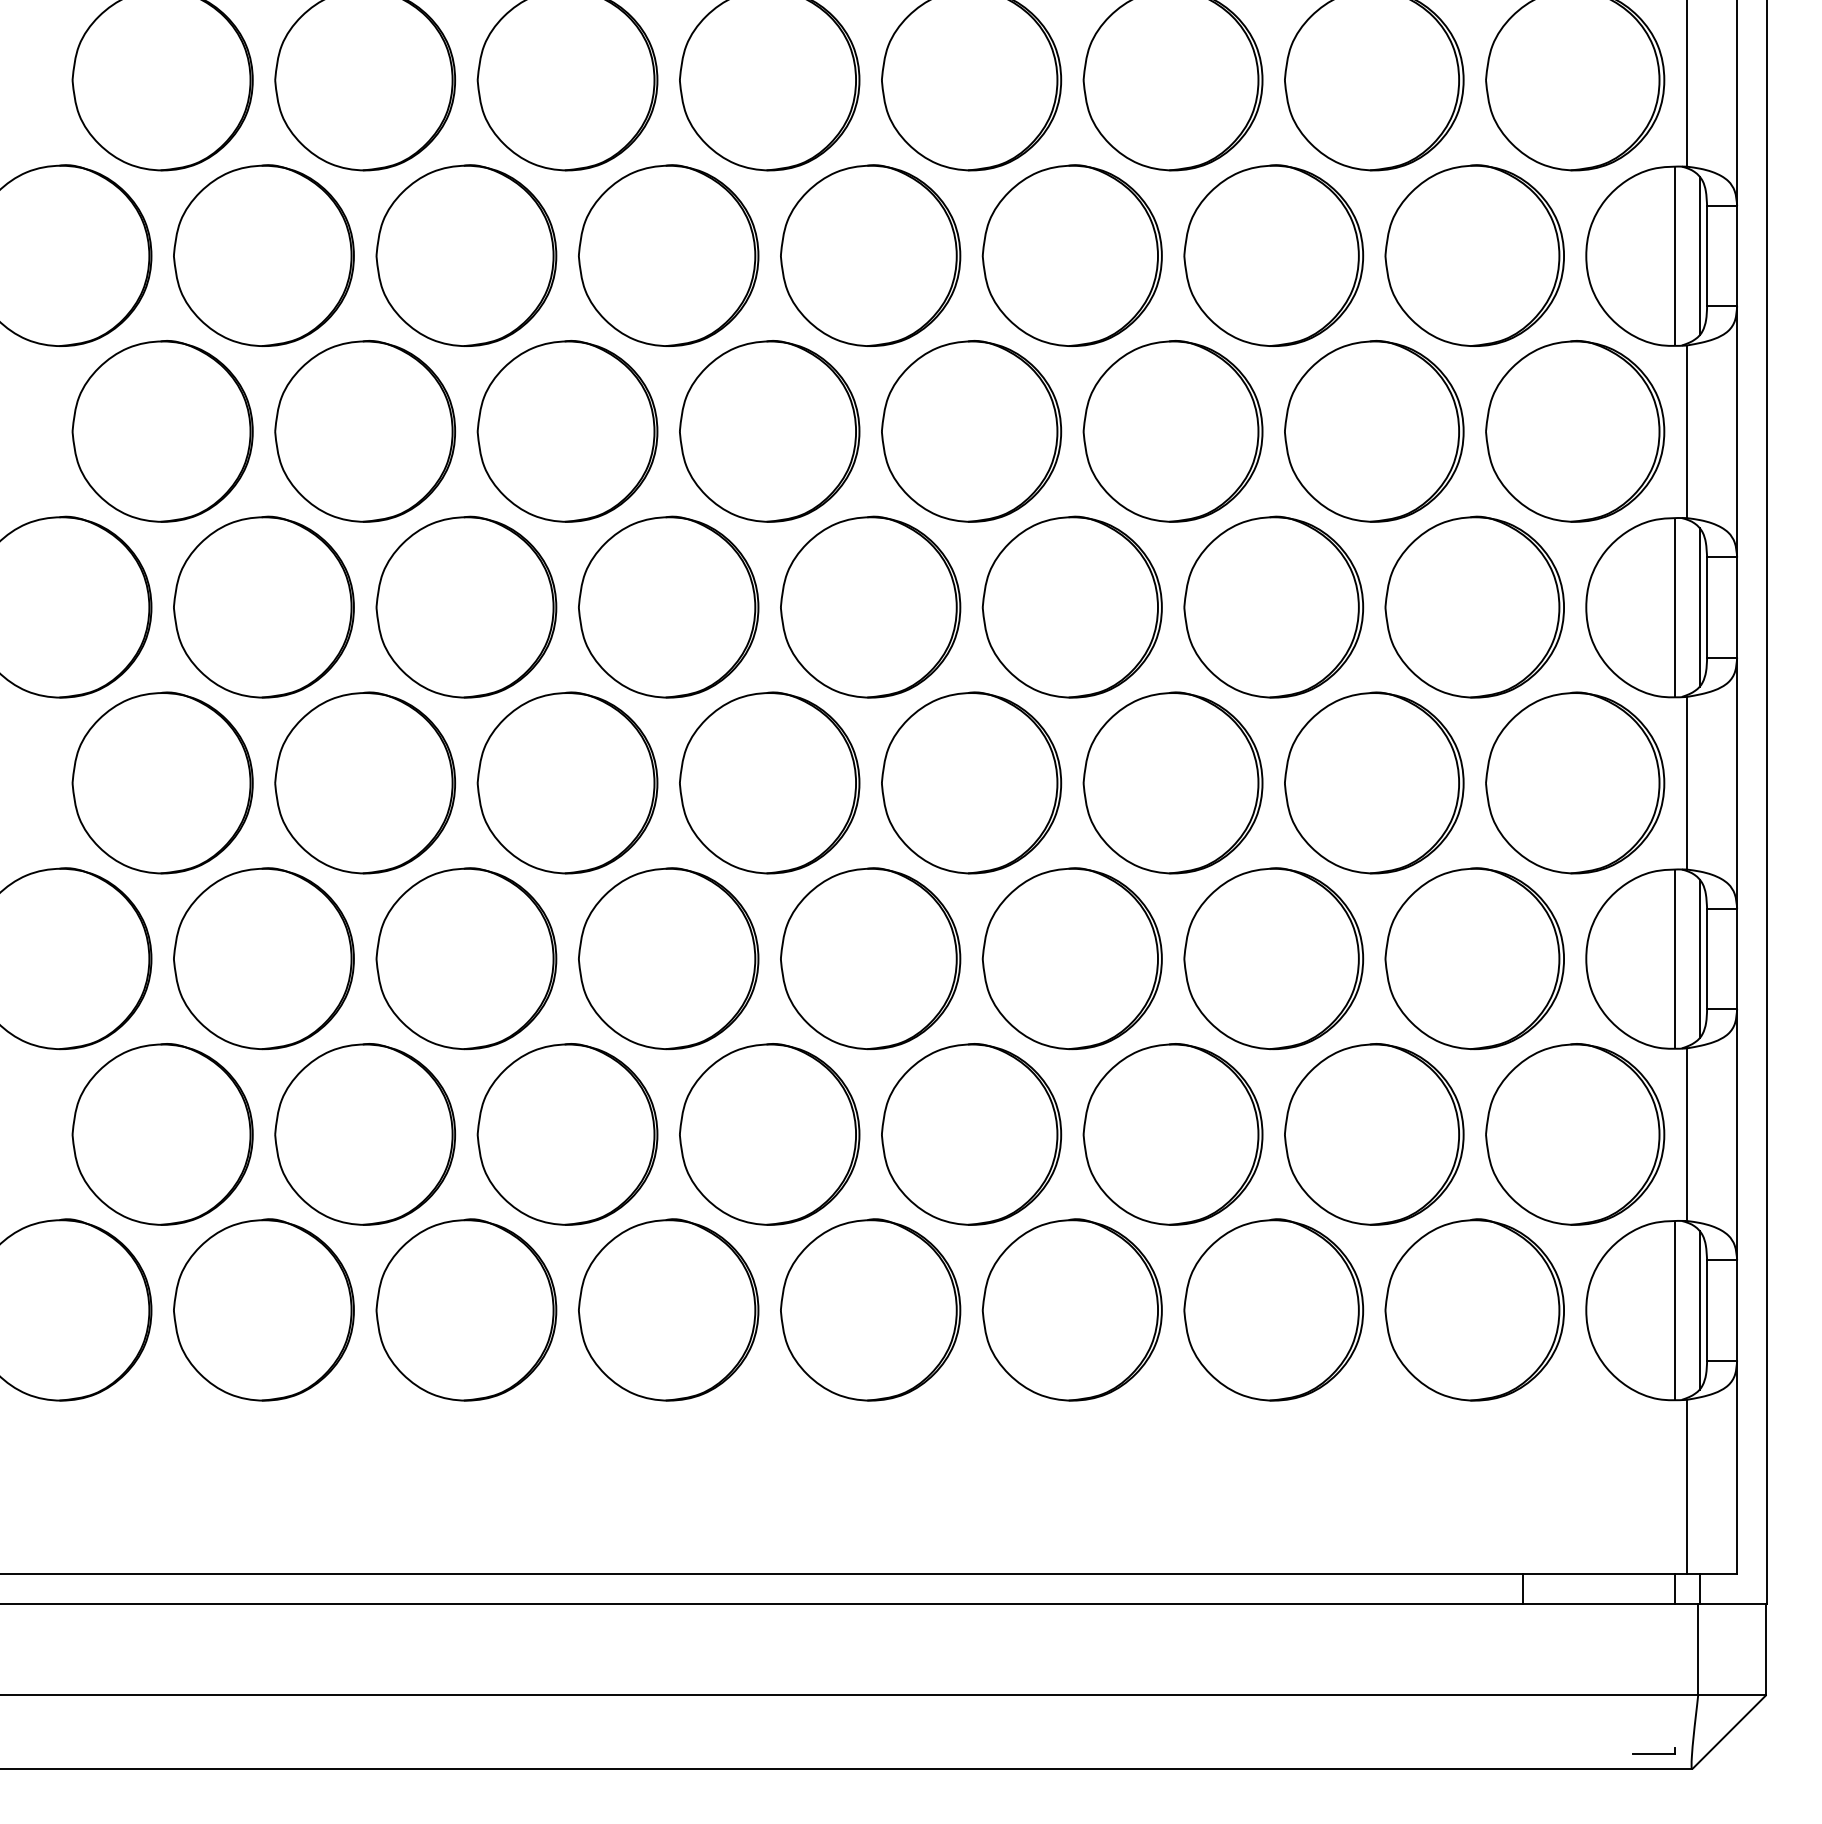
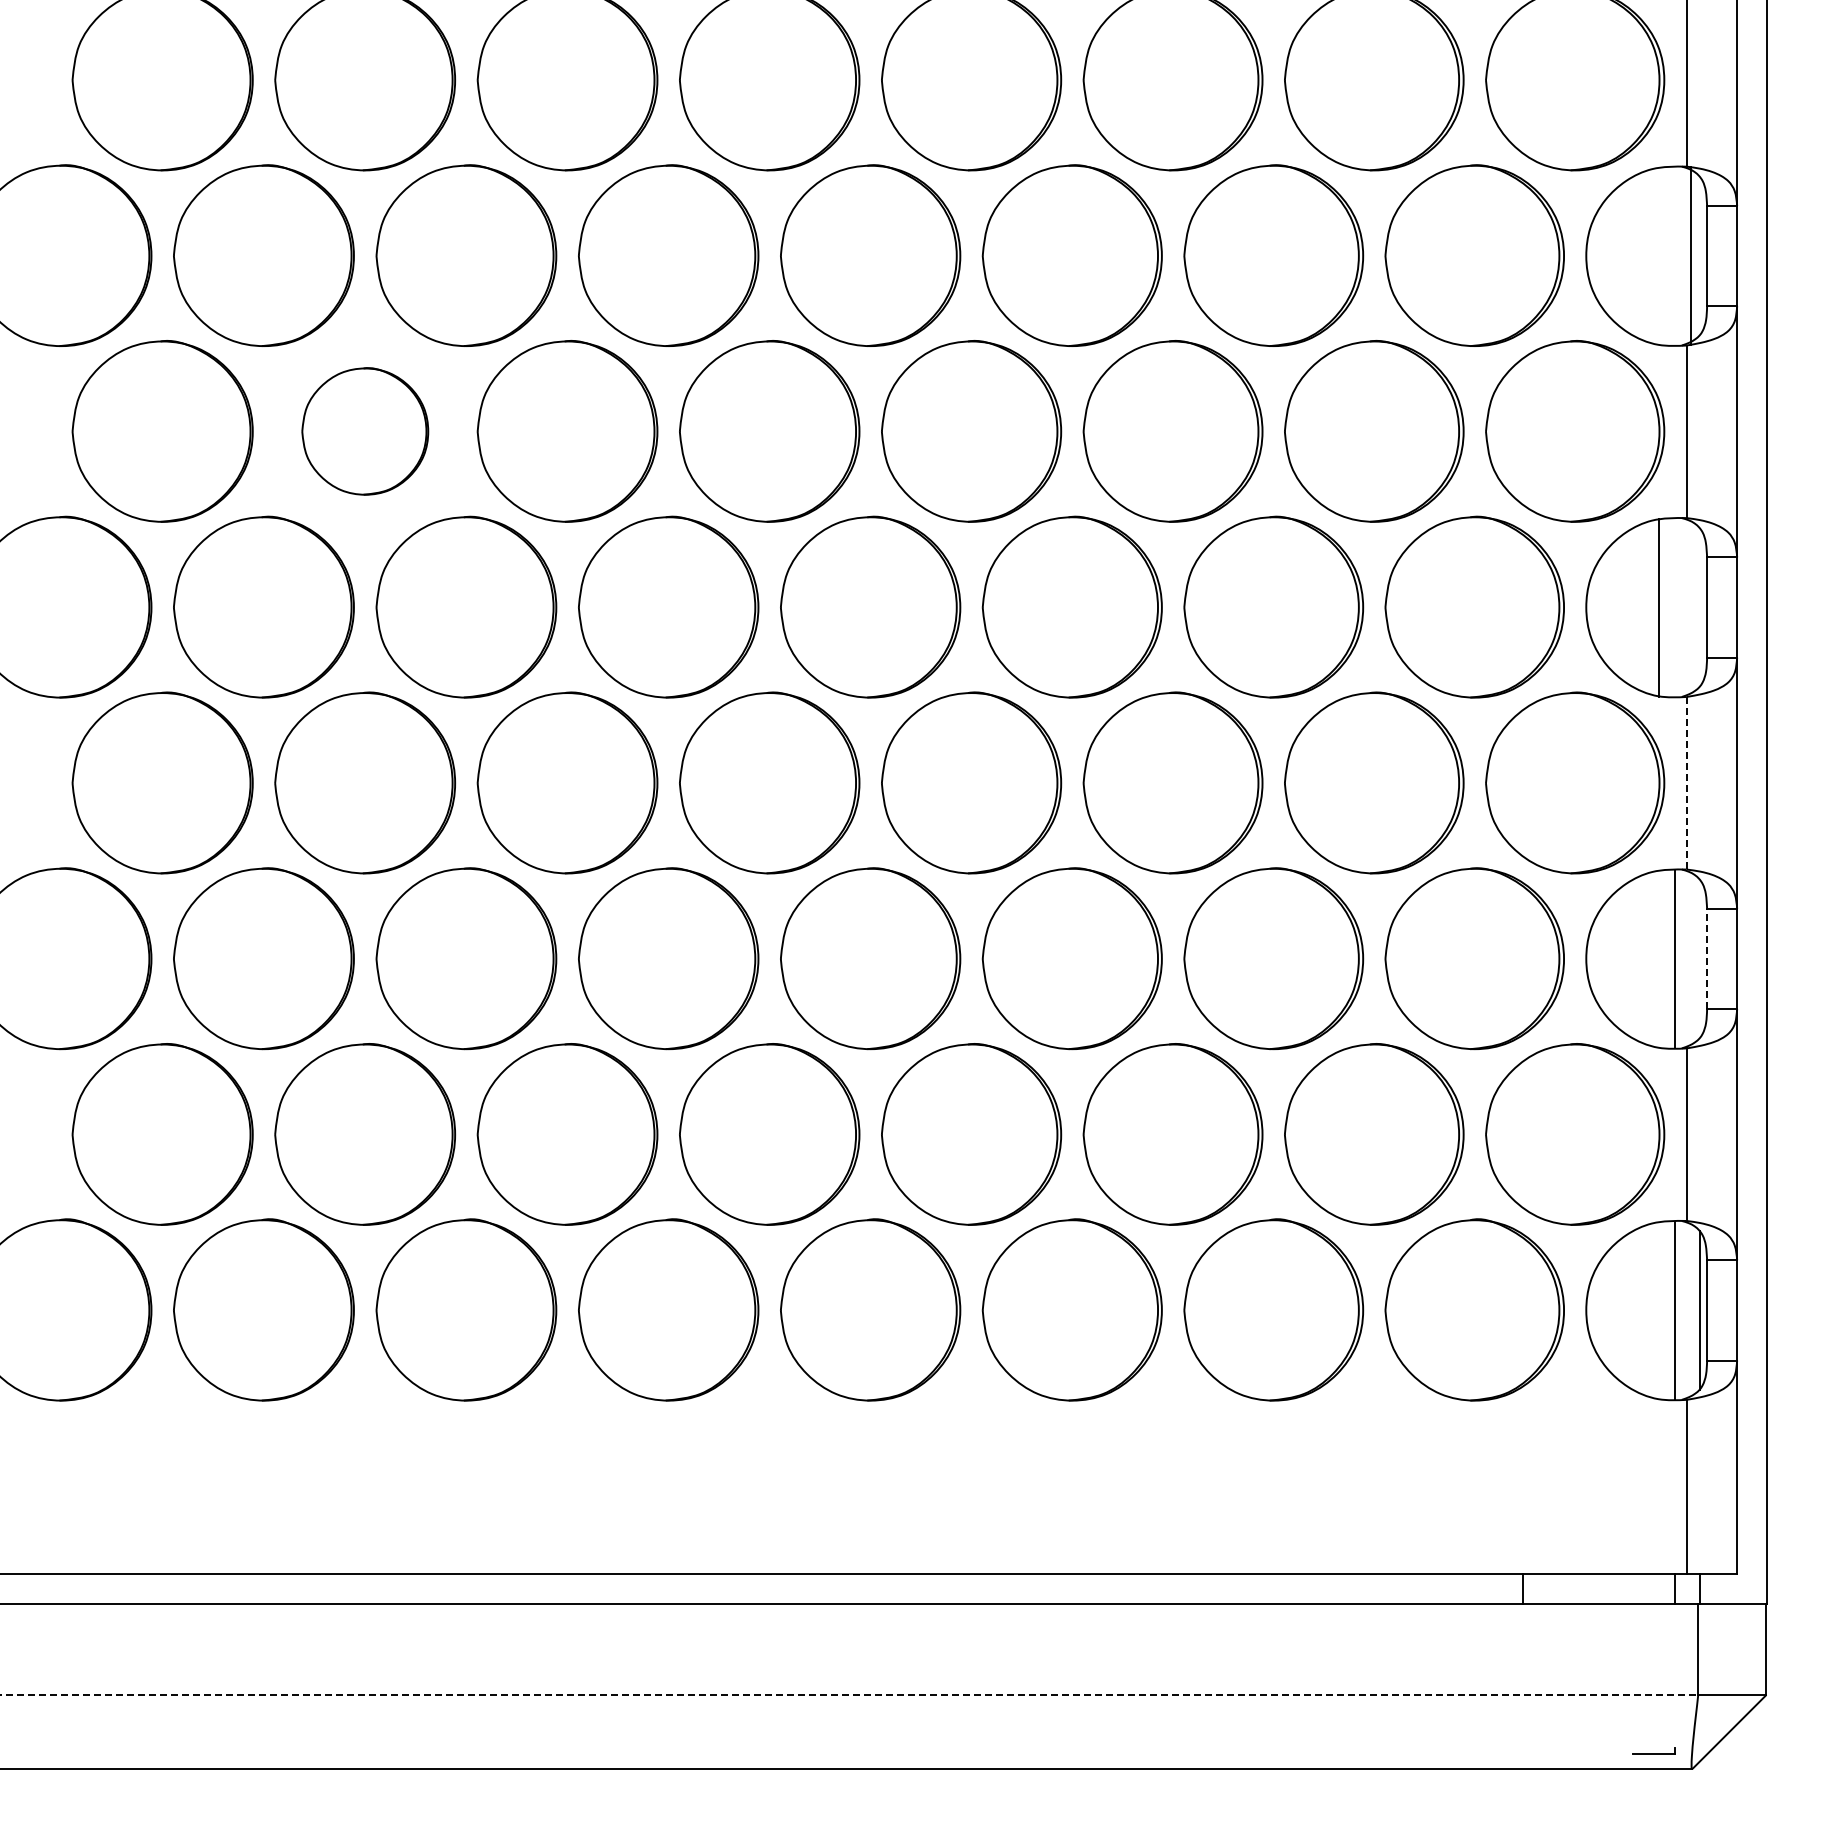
line: present -> none (1699, 255)
line position: (1675, 256) -> (1691, 256) (1691, 256)
part size: 183x183 px -> 129x129 px (365, 431)
line position: (1675, 607) -> (1659, 607) (1659, 607)
line: present -> none (1699, 607)
line: solid -> dashed (1686, 783)
line: present -> none (1699, 958)
line: solid -> dashed (1707, 958)
line: solid -> dashed (849, 1694)
